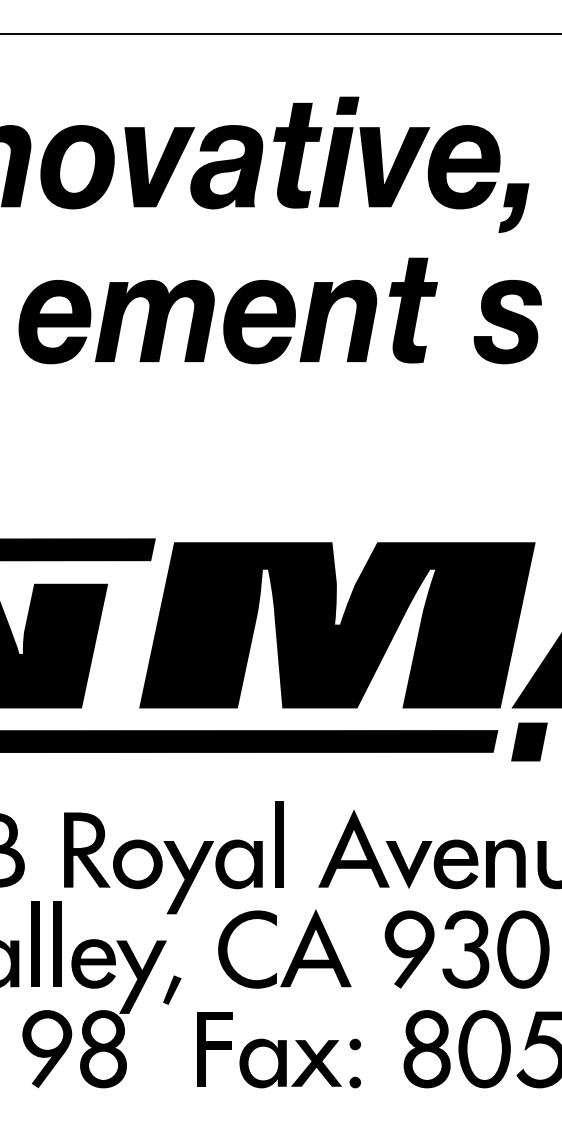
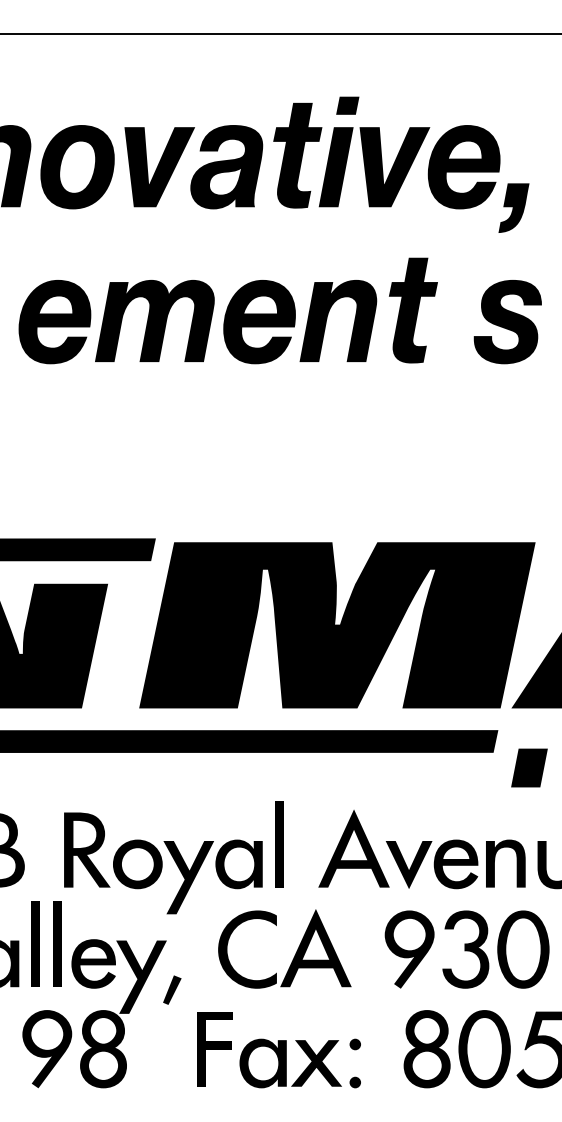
part position: (529, 741) -> (529, 767) (529, 767)
